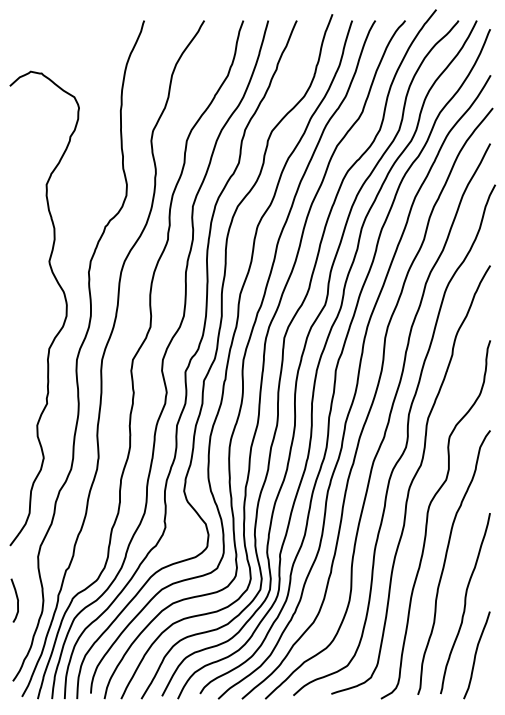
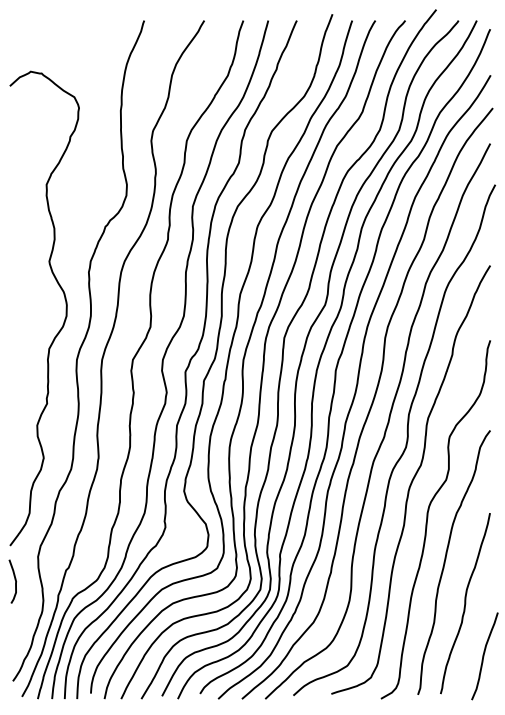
curve position: (16, 598) -> (14, 579) (14, 579)
curve position: (476, 655) -> (484, 656) (484, 656)
